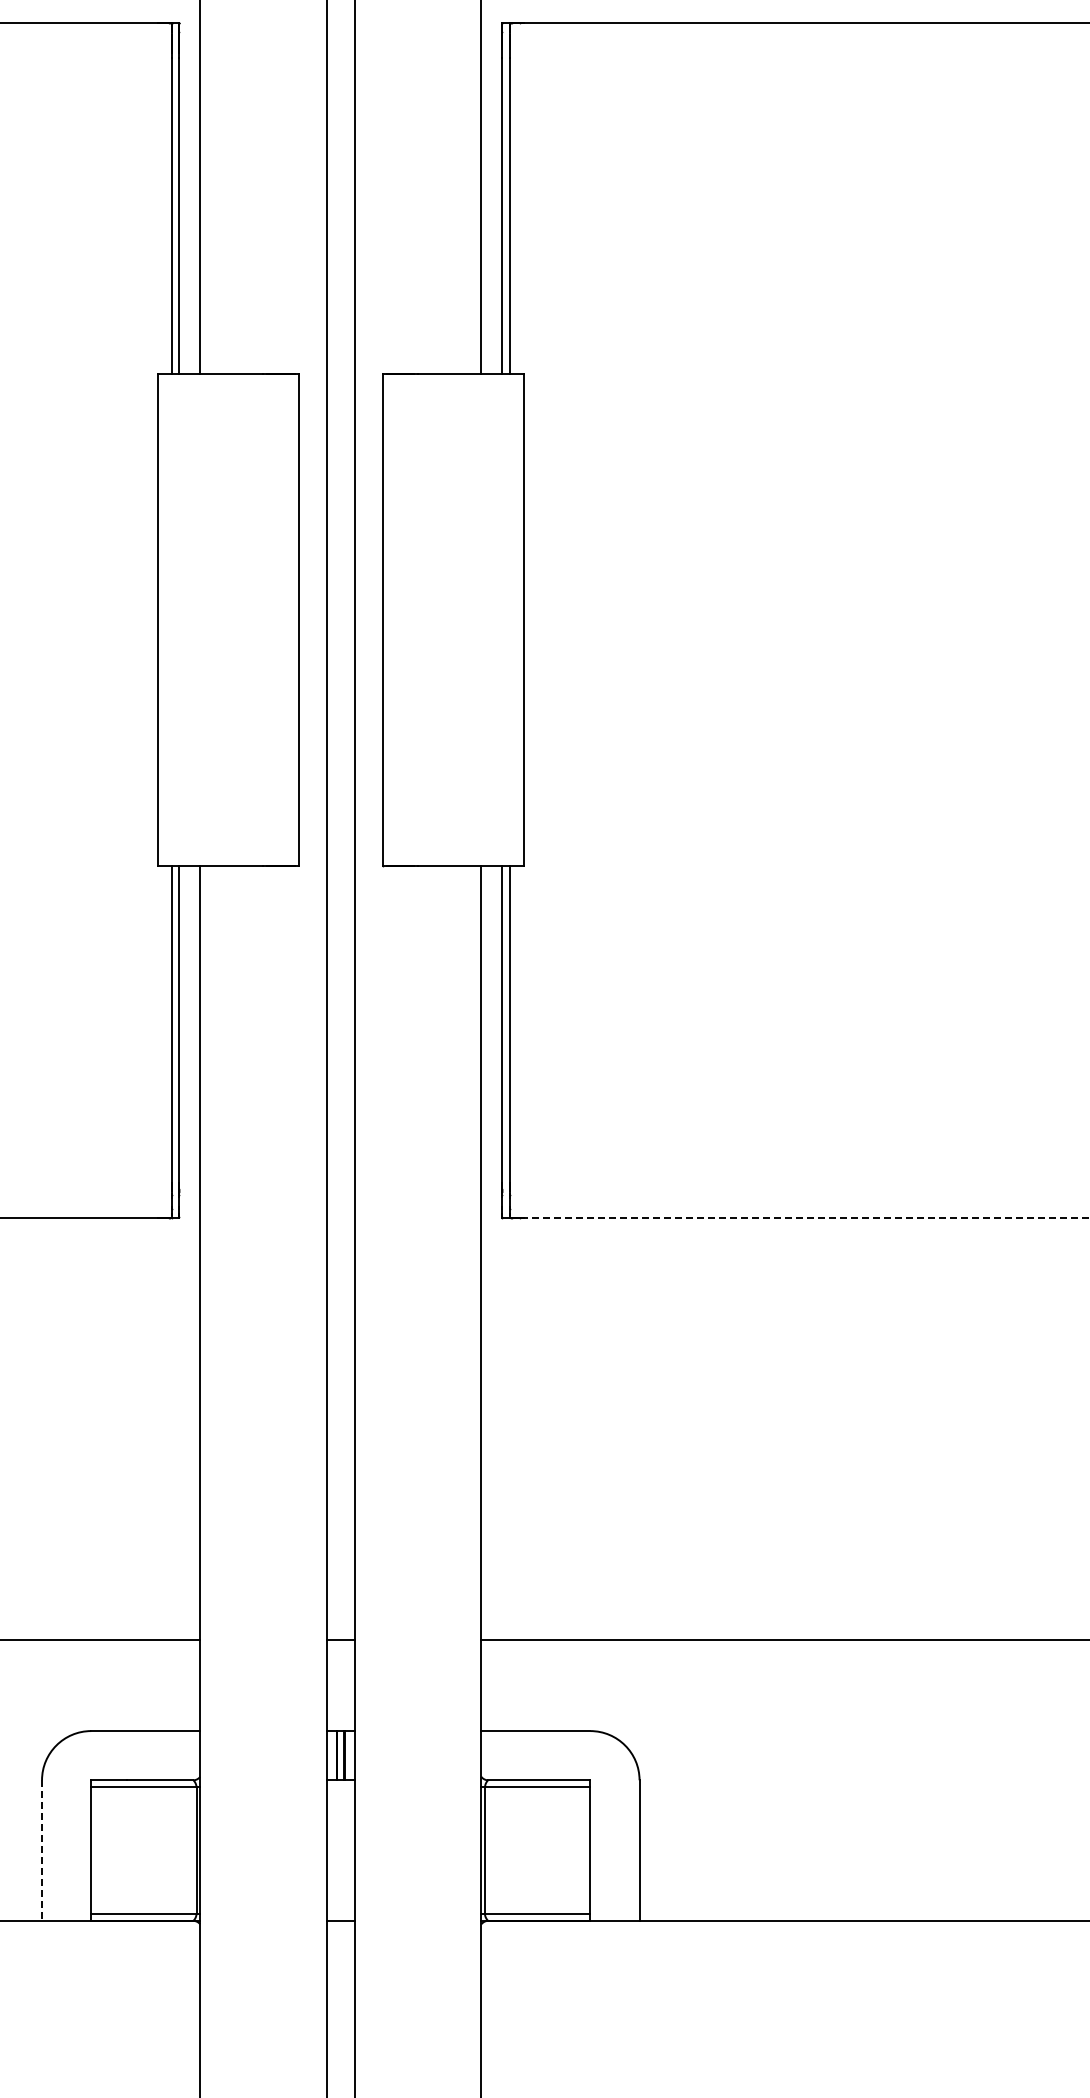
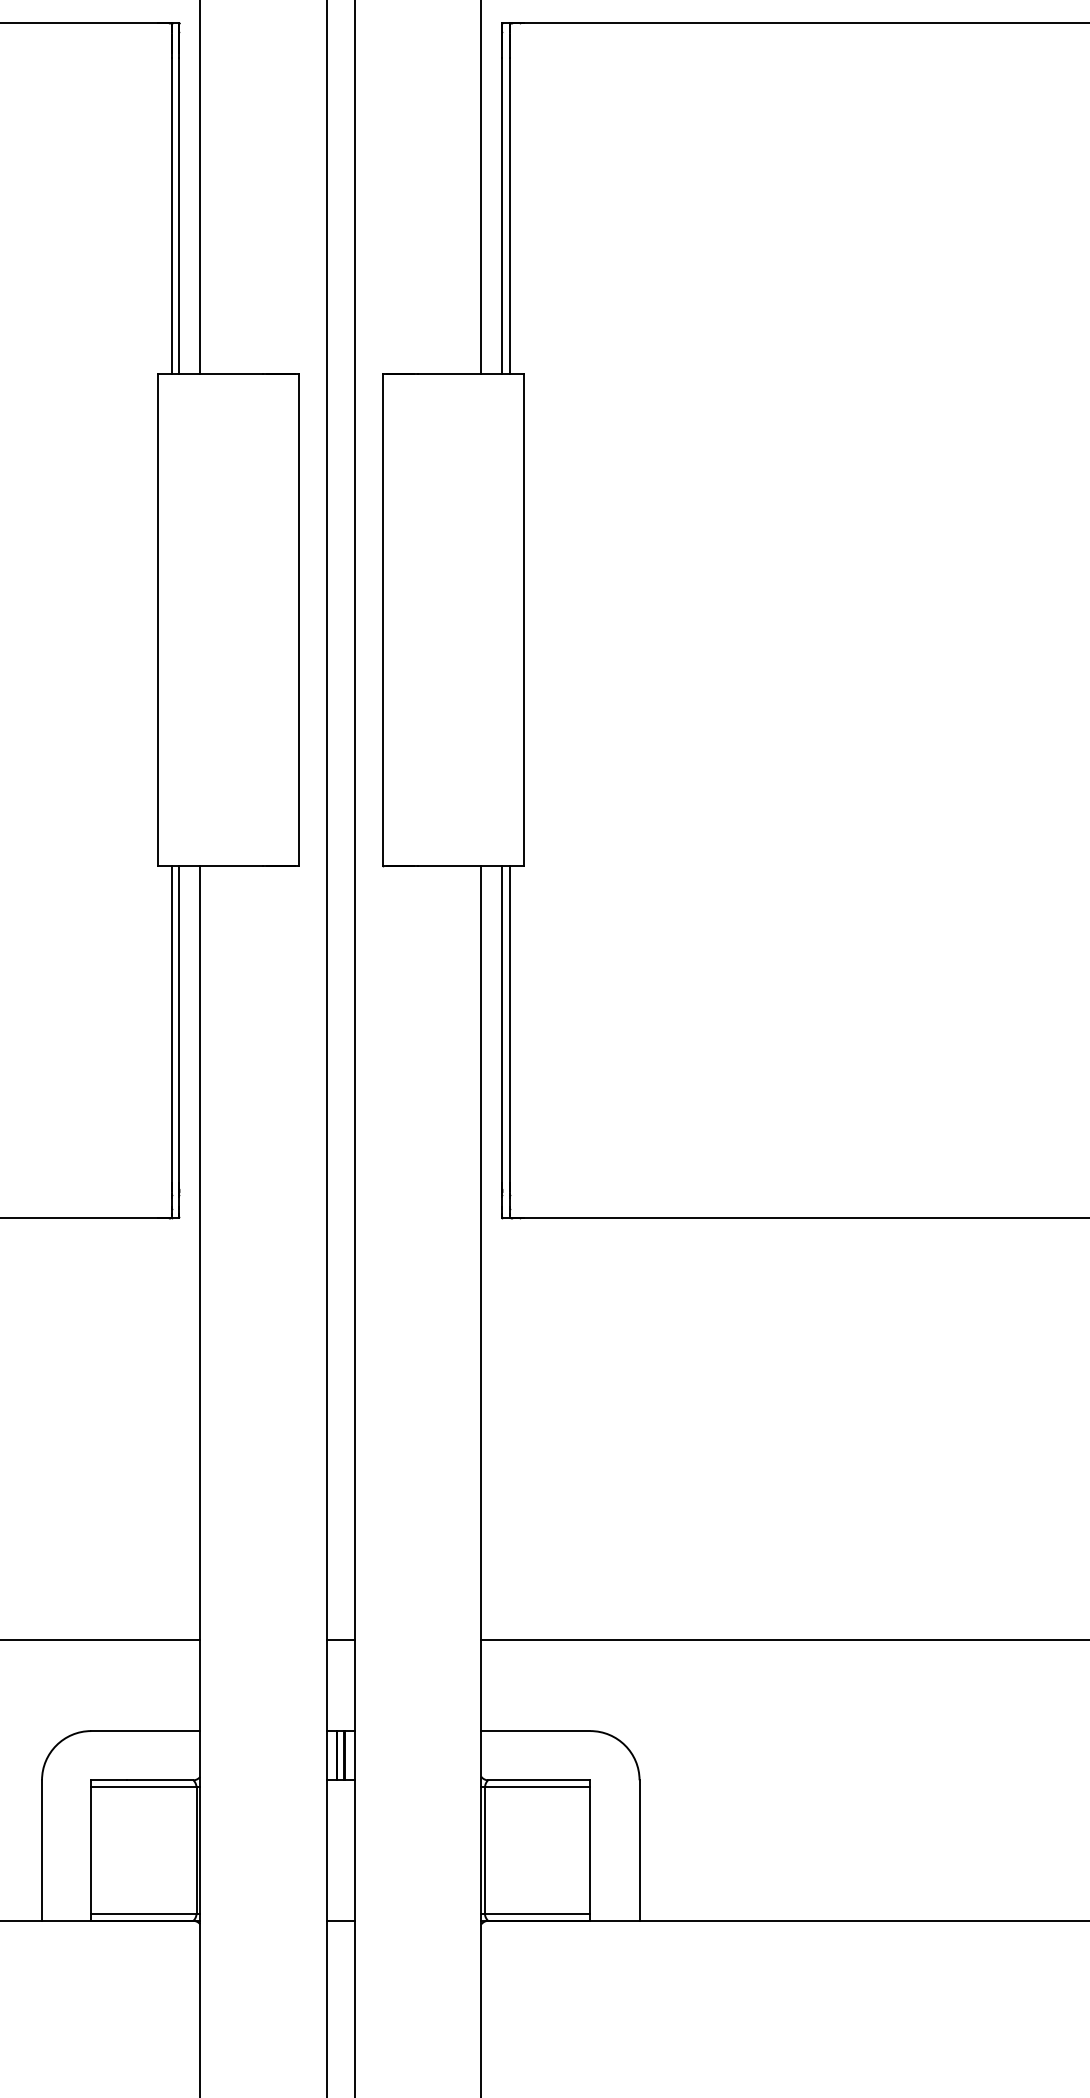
line: dashed -> solid (806, 1217)
line: dashed -> solid (42, 1851)
